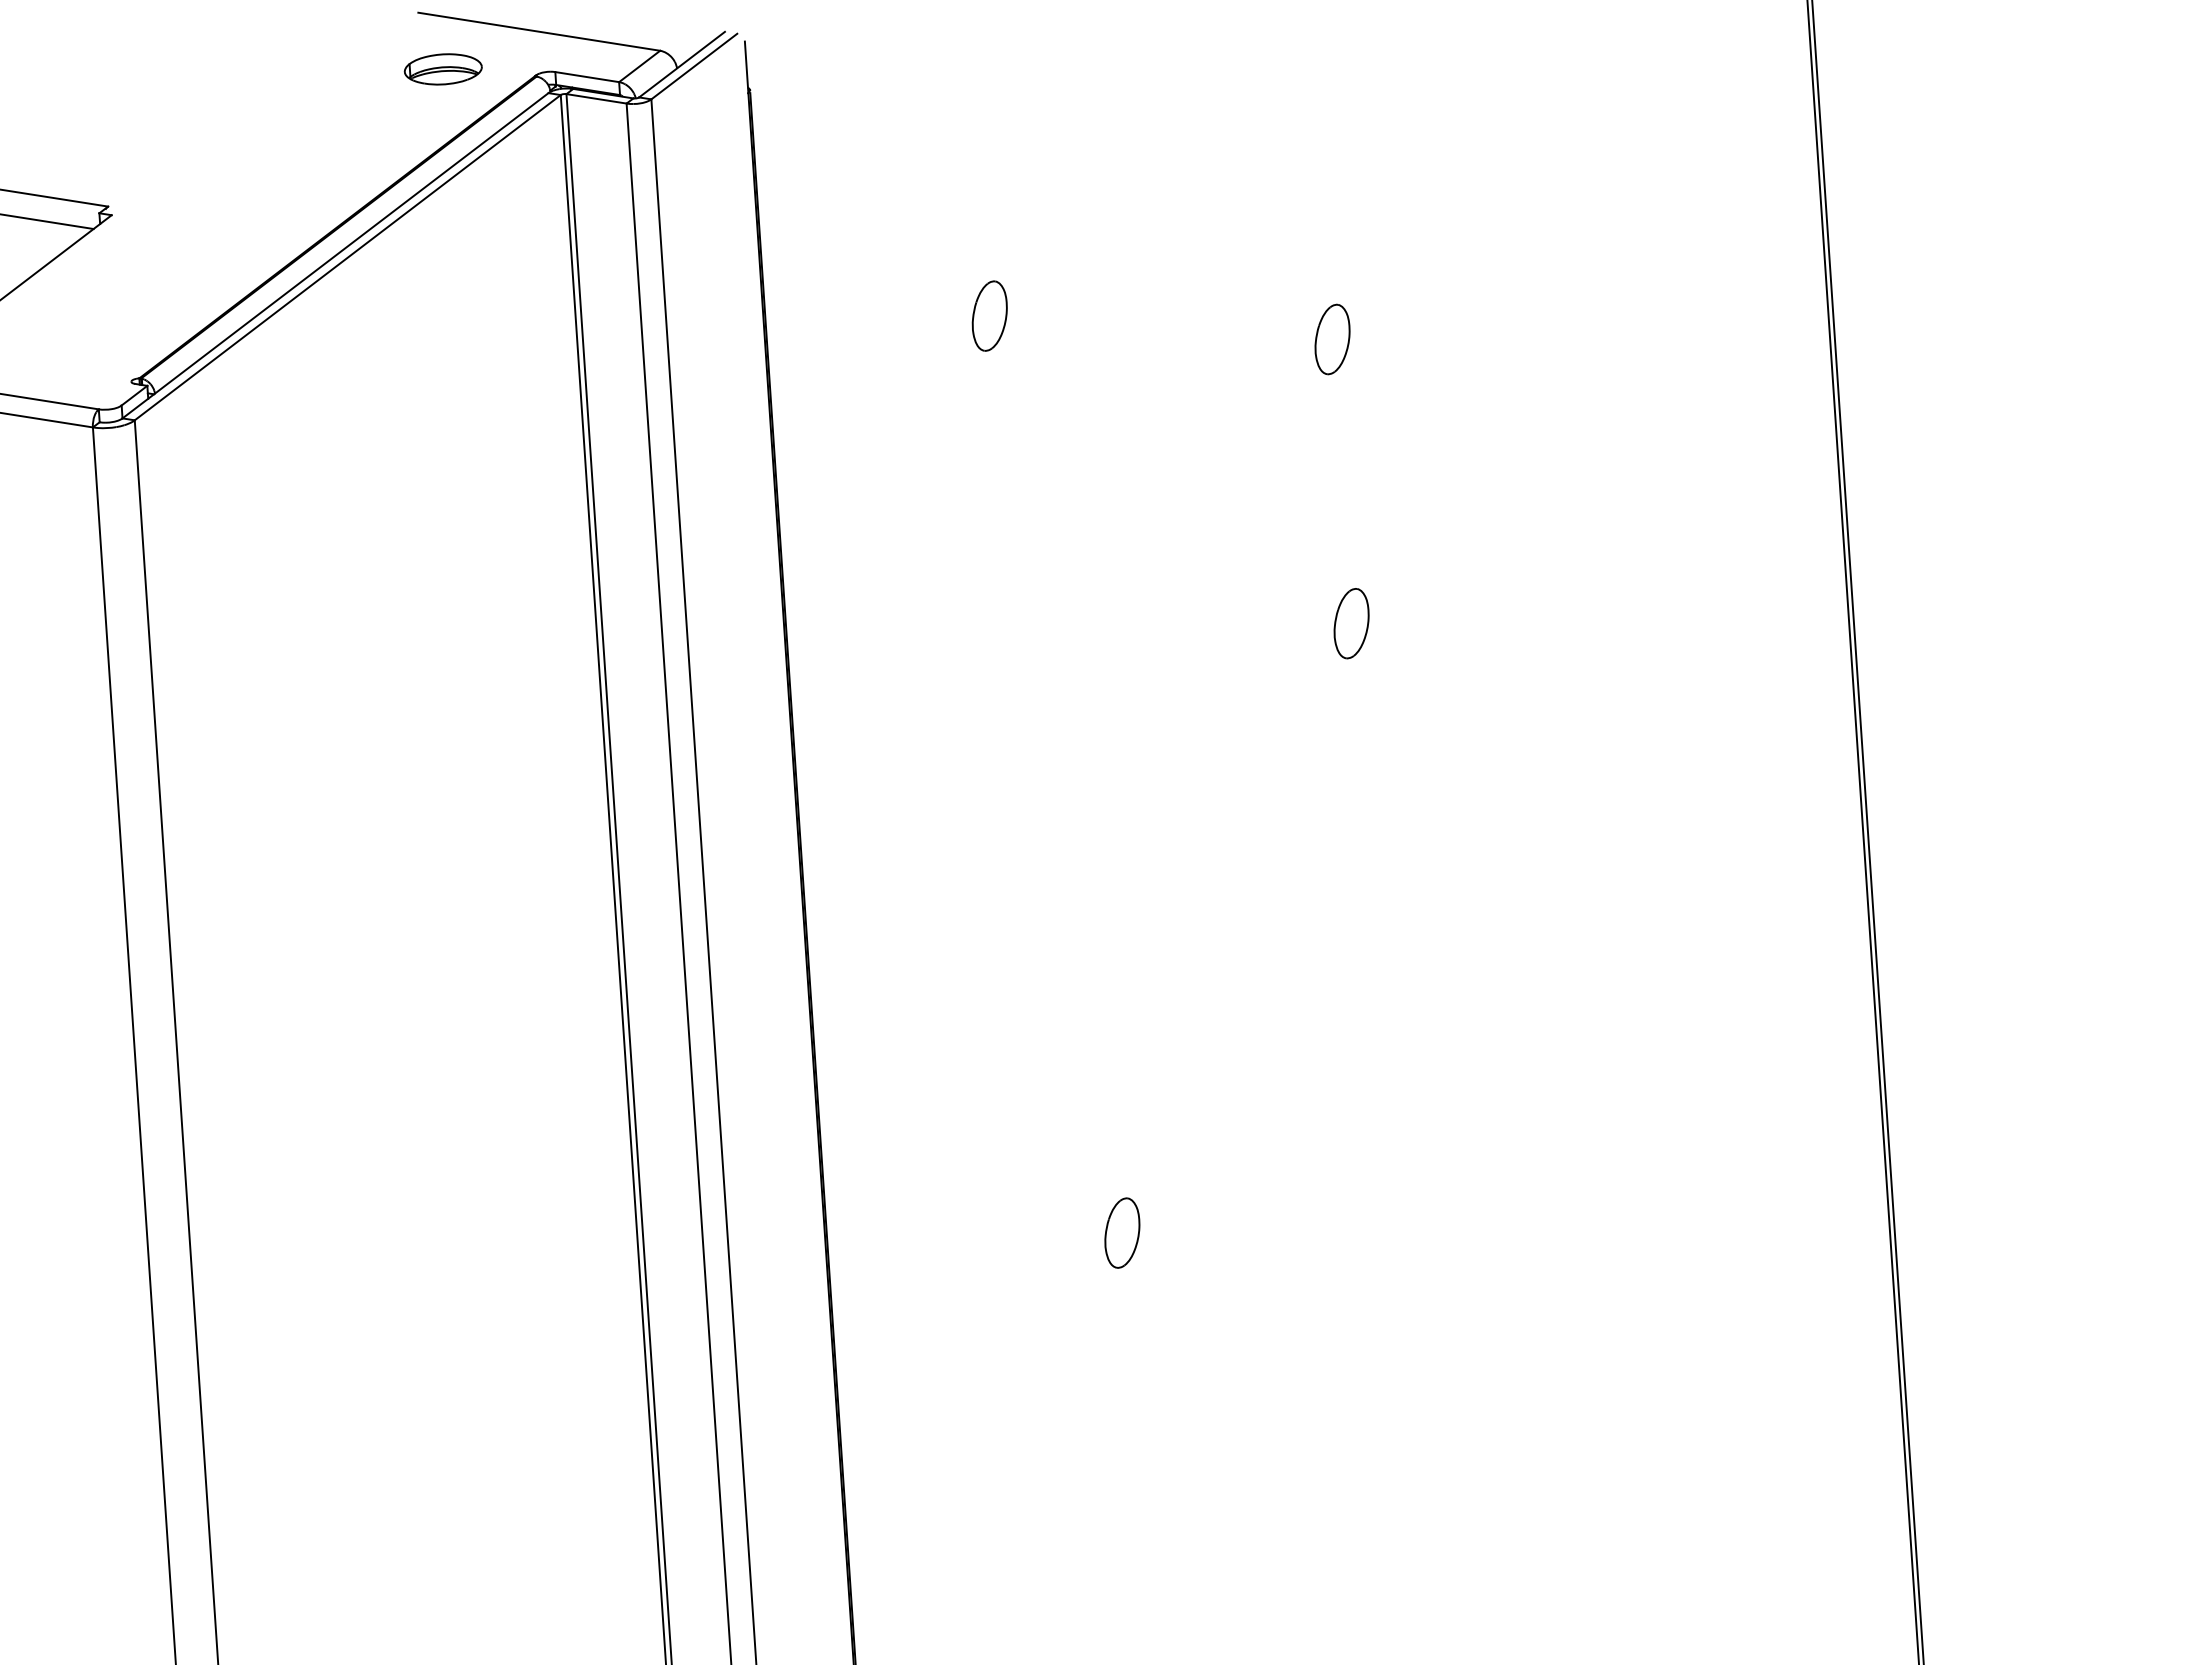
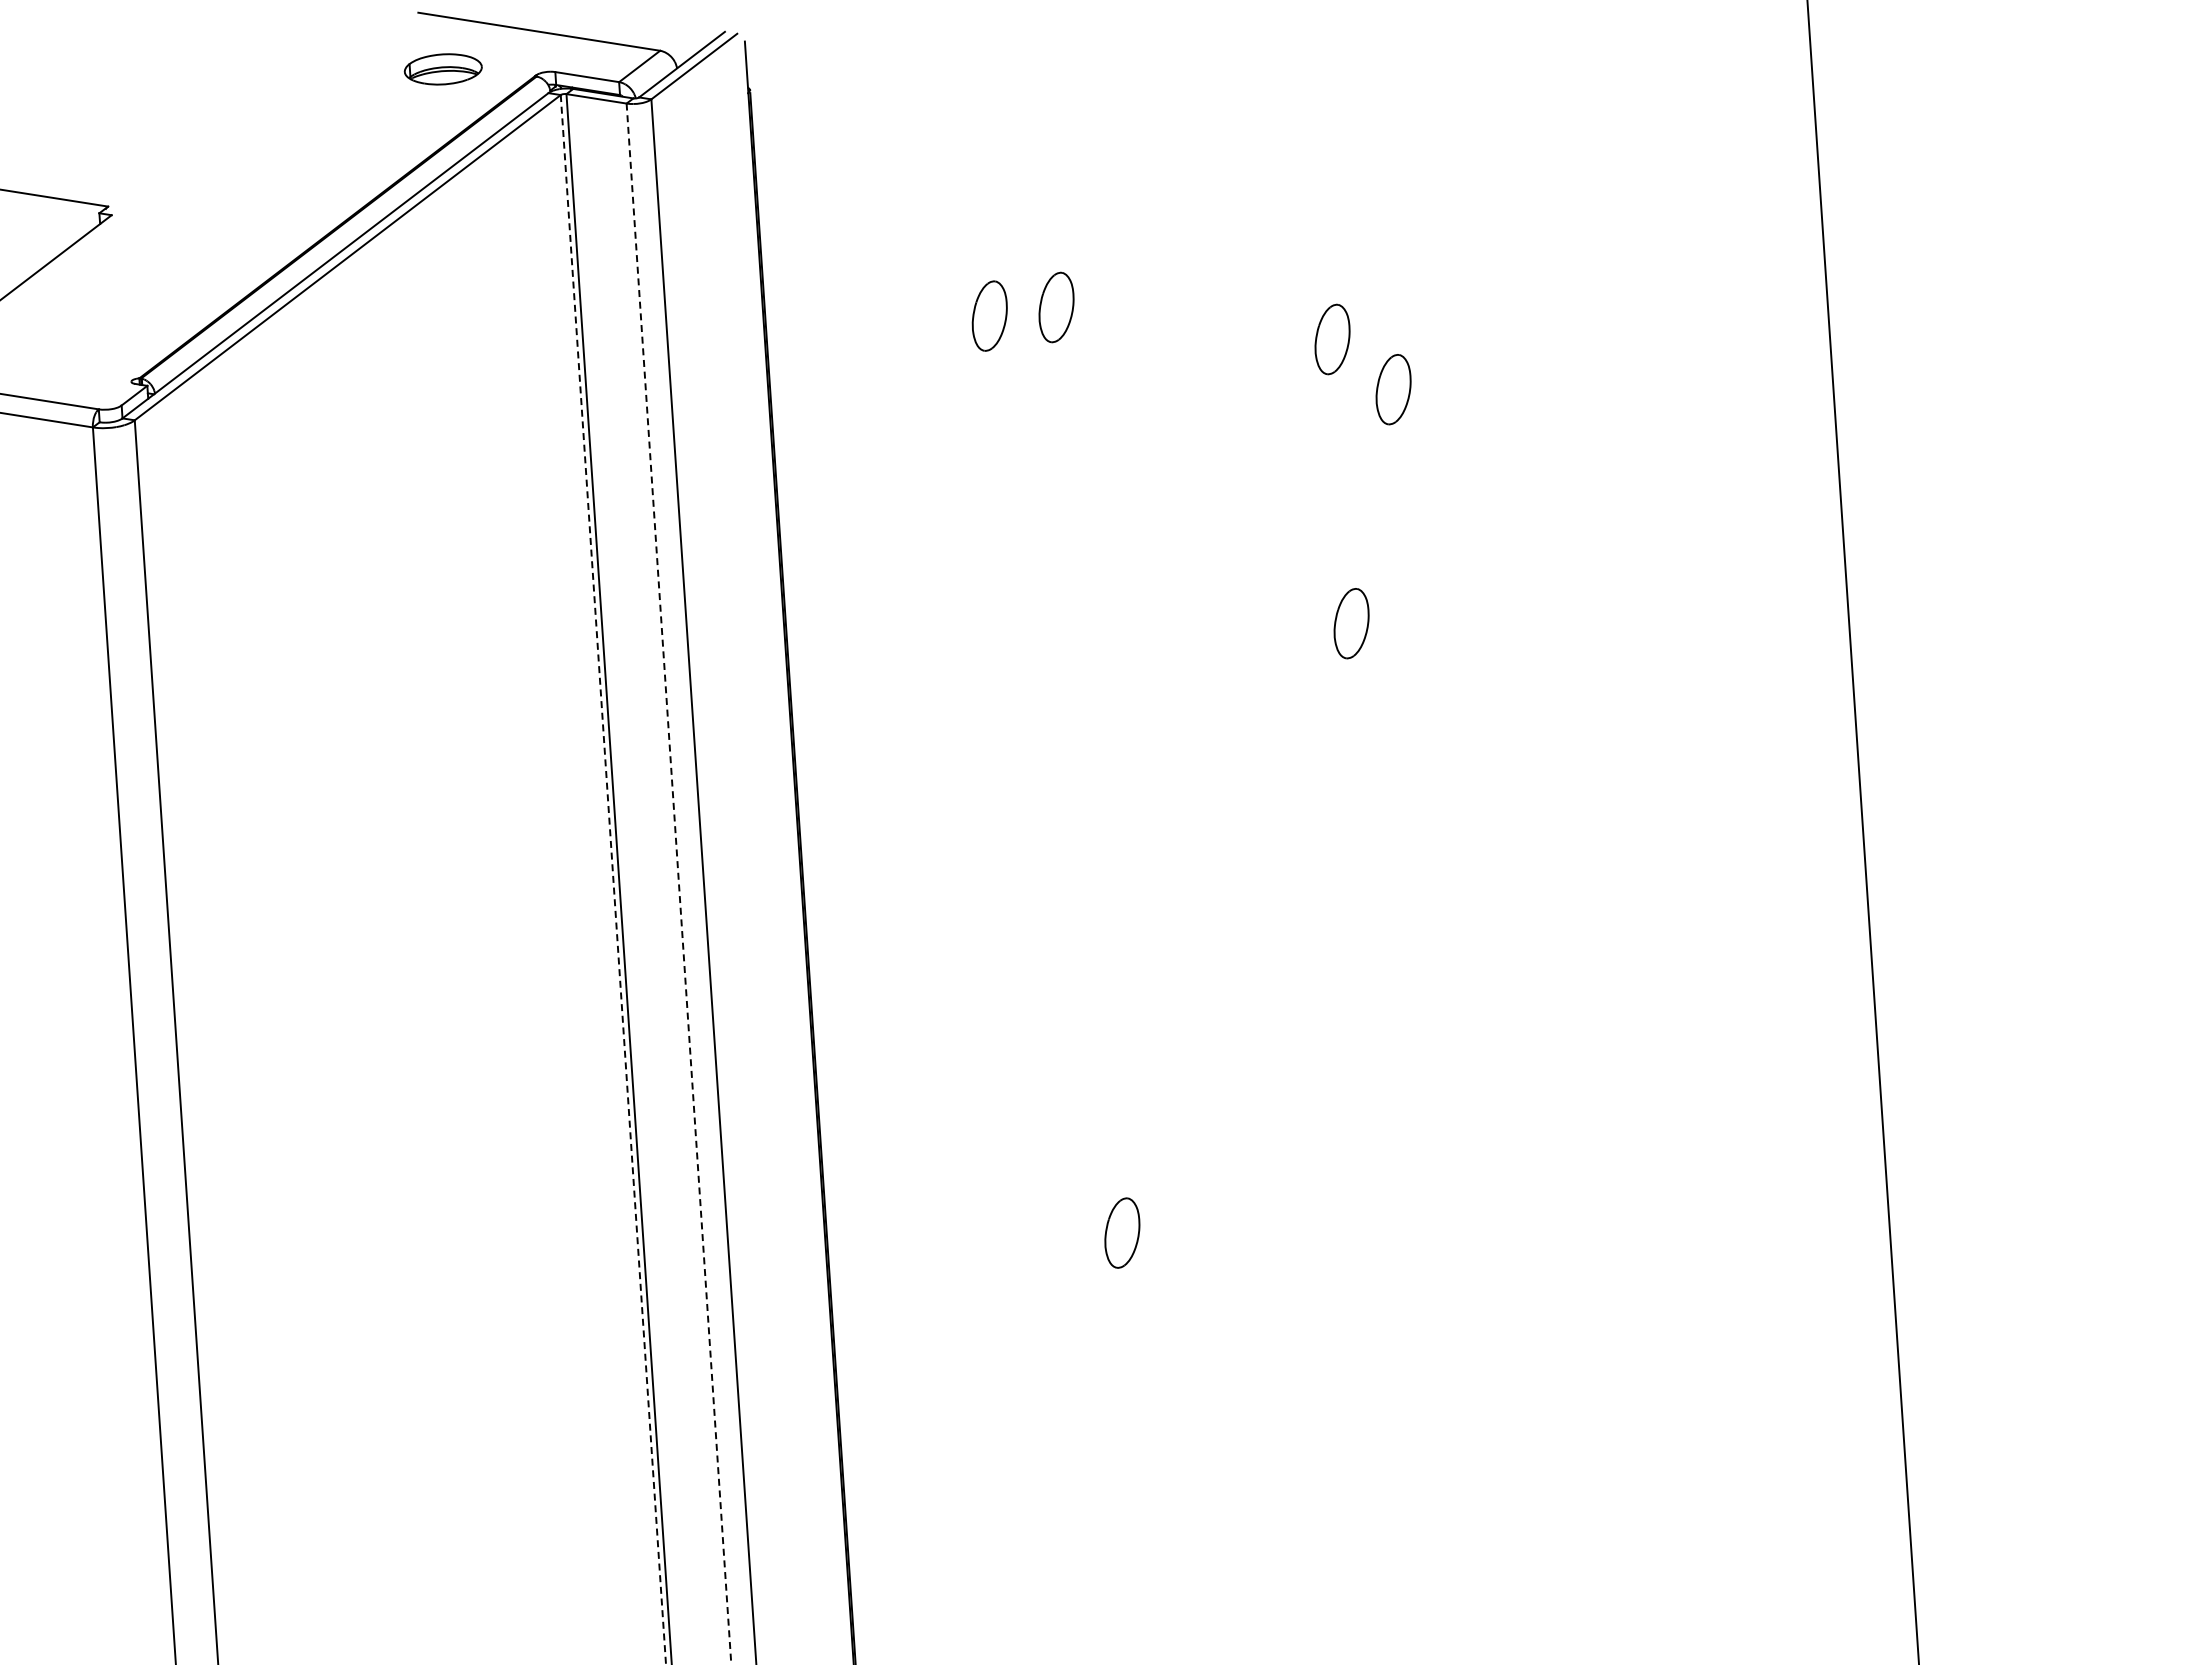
line: present -> none (47, 221)
part: none -> present (1056, 307)
part: none -> present (1393, 389)
line: present -> none (1867, 831)
line: solid -> dashed (613, 879)
line: solid -> dashed (678, 883)
